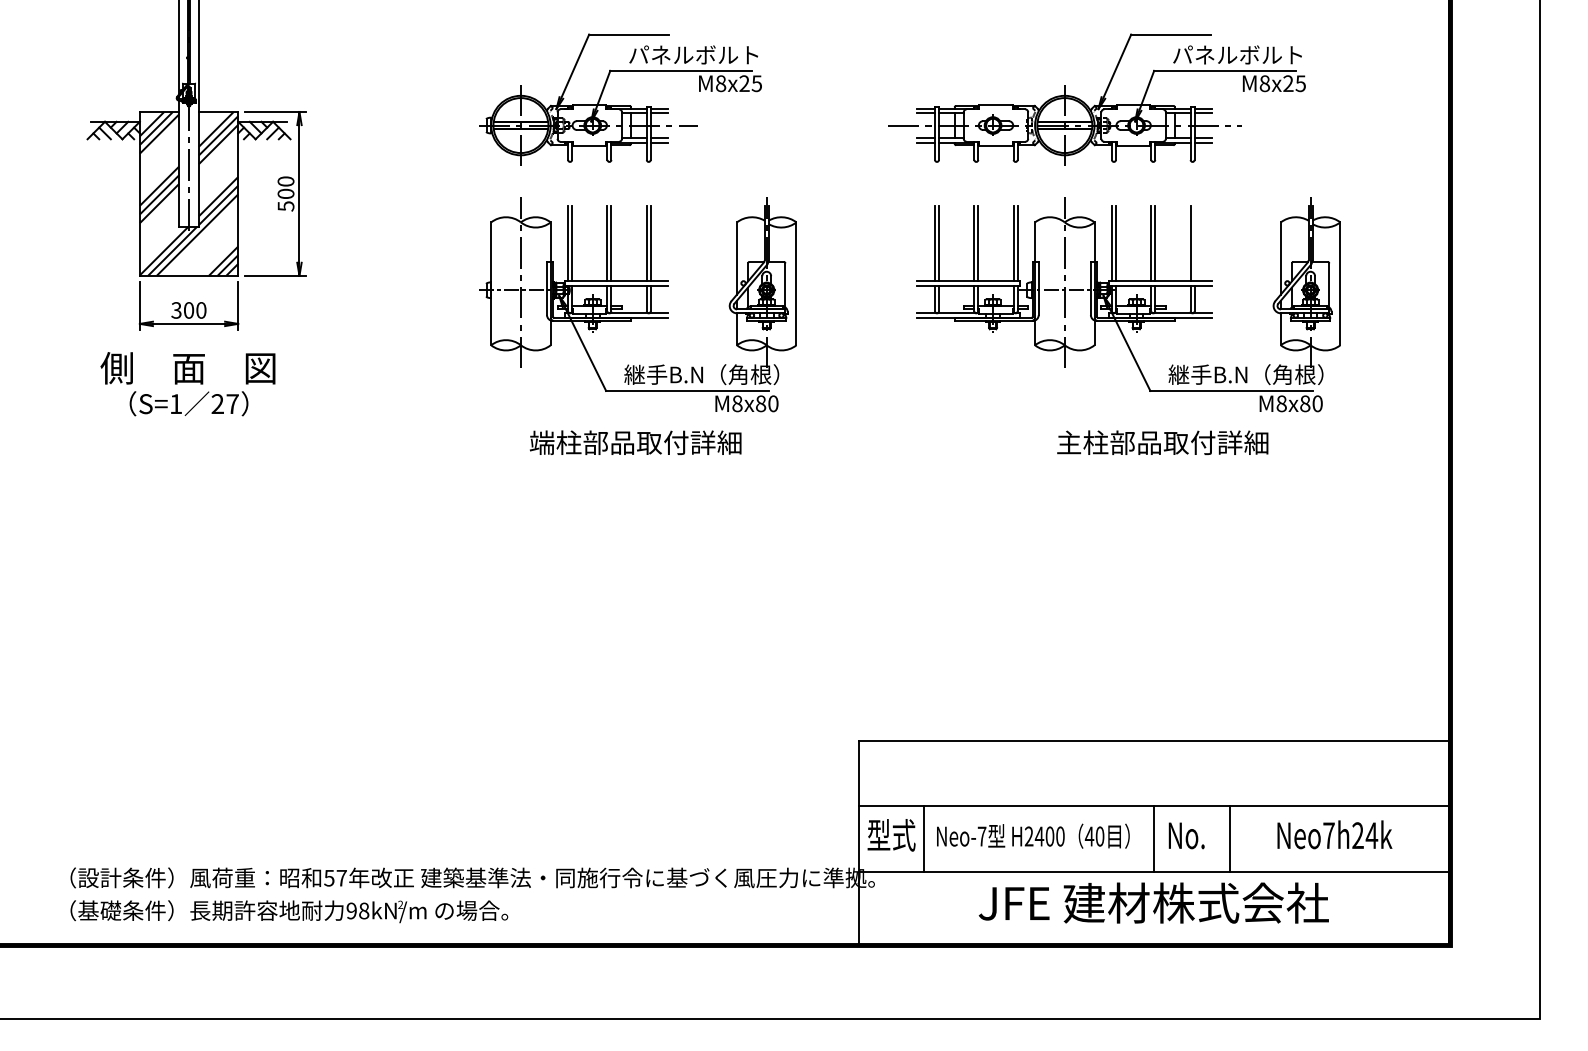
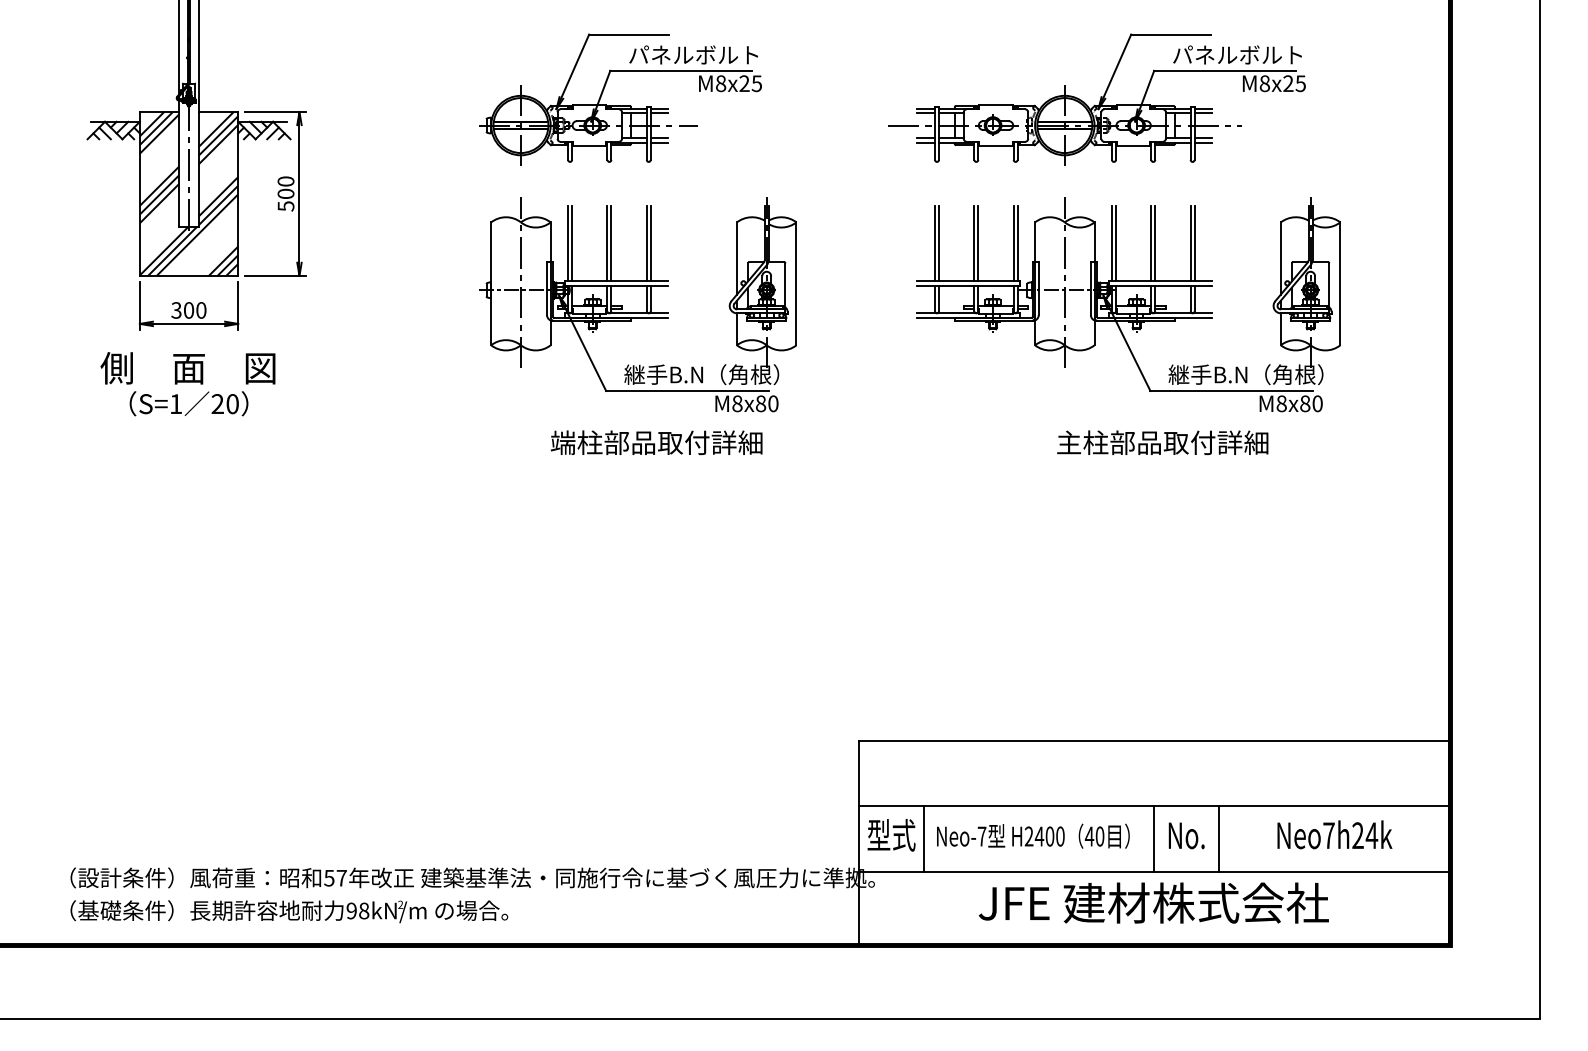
line: none -> present (1194, 243)
text: 27 -> 20 (232, 404)
text position: (635, 442) -> (656, 442) (656, 442)
line position: (1230, 838) -> (1219, 838) (1219, 838)
